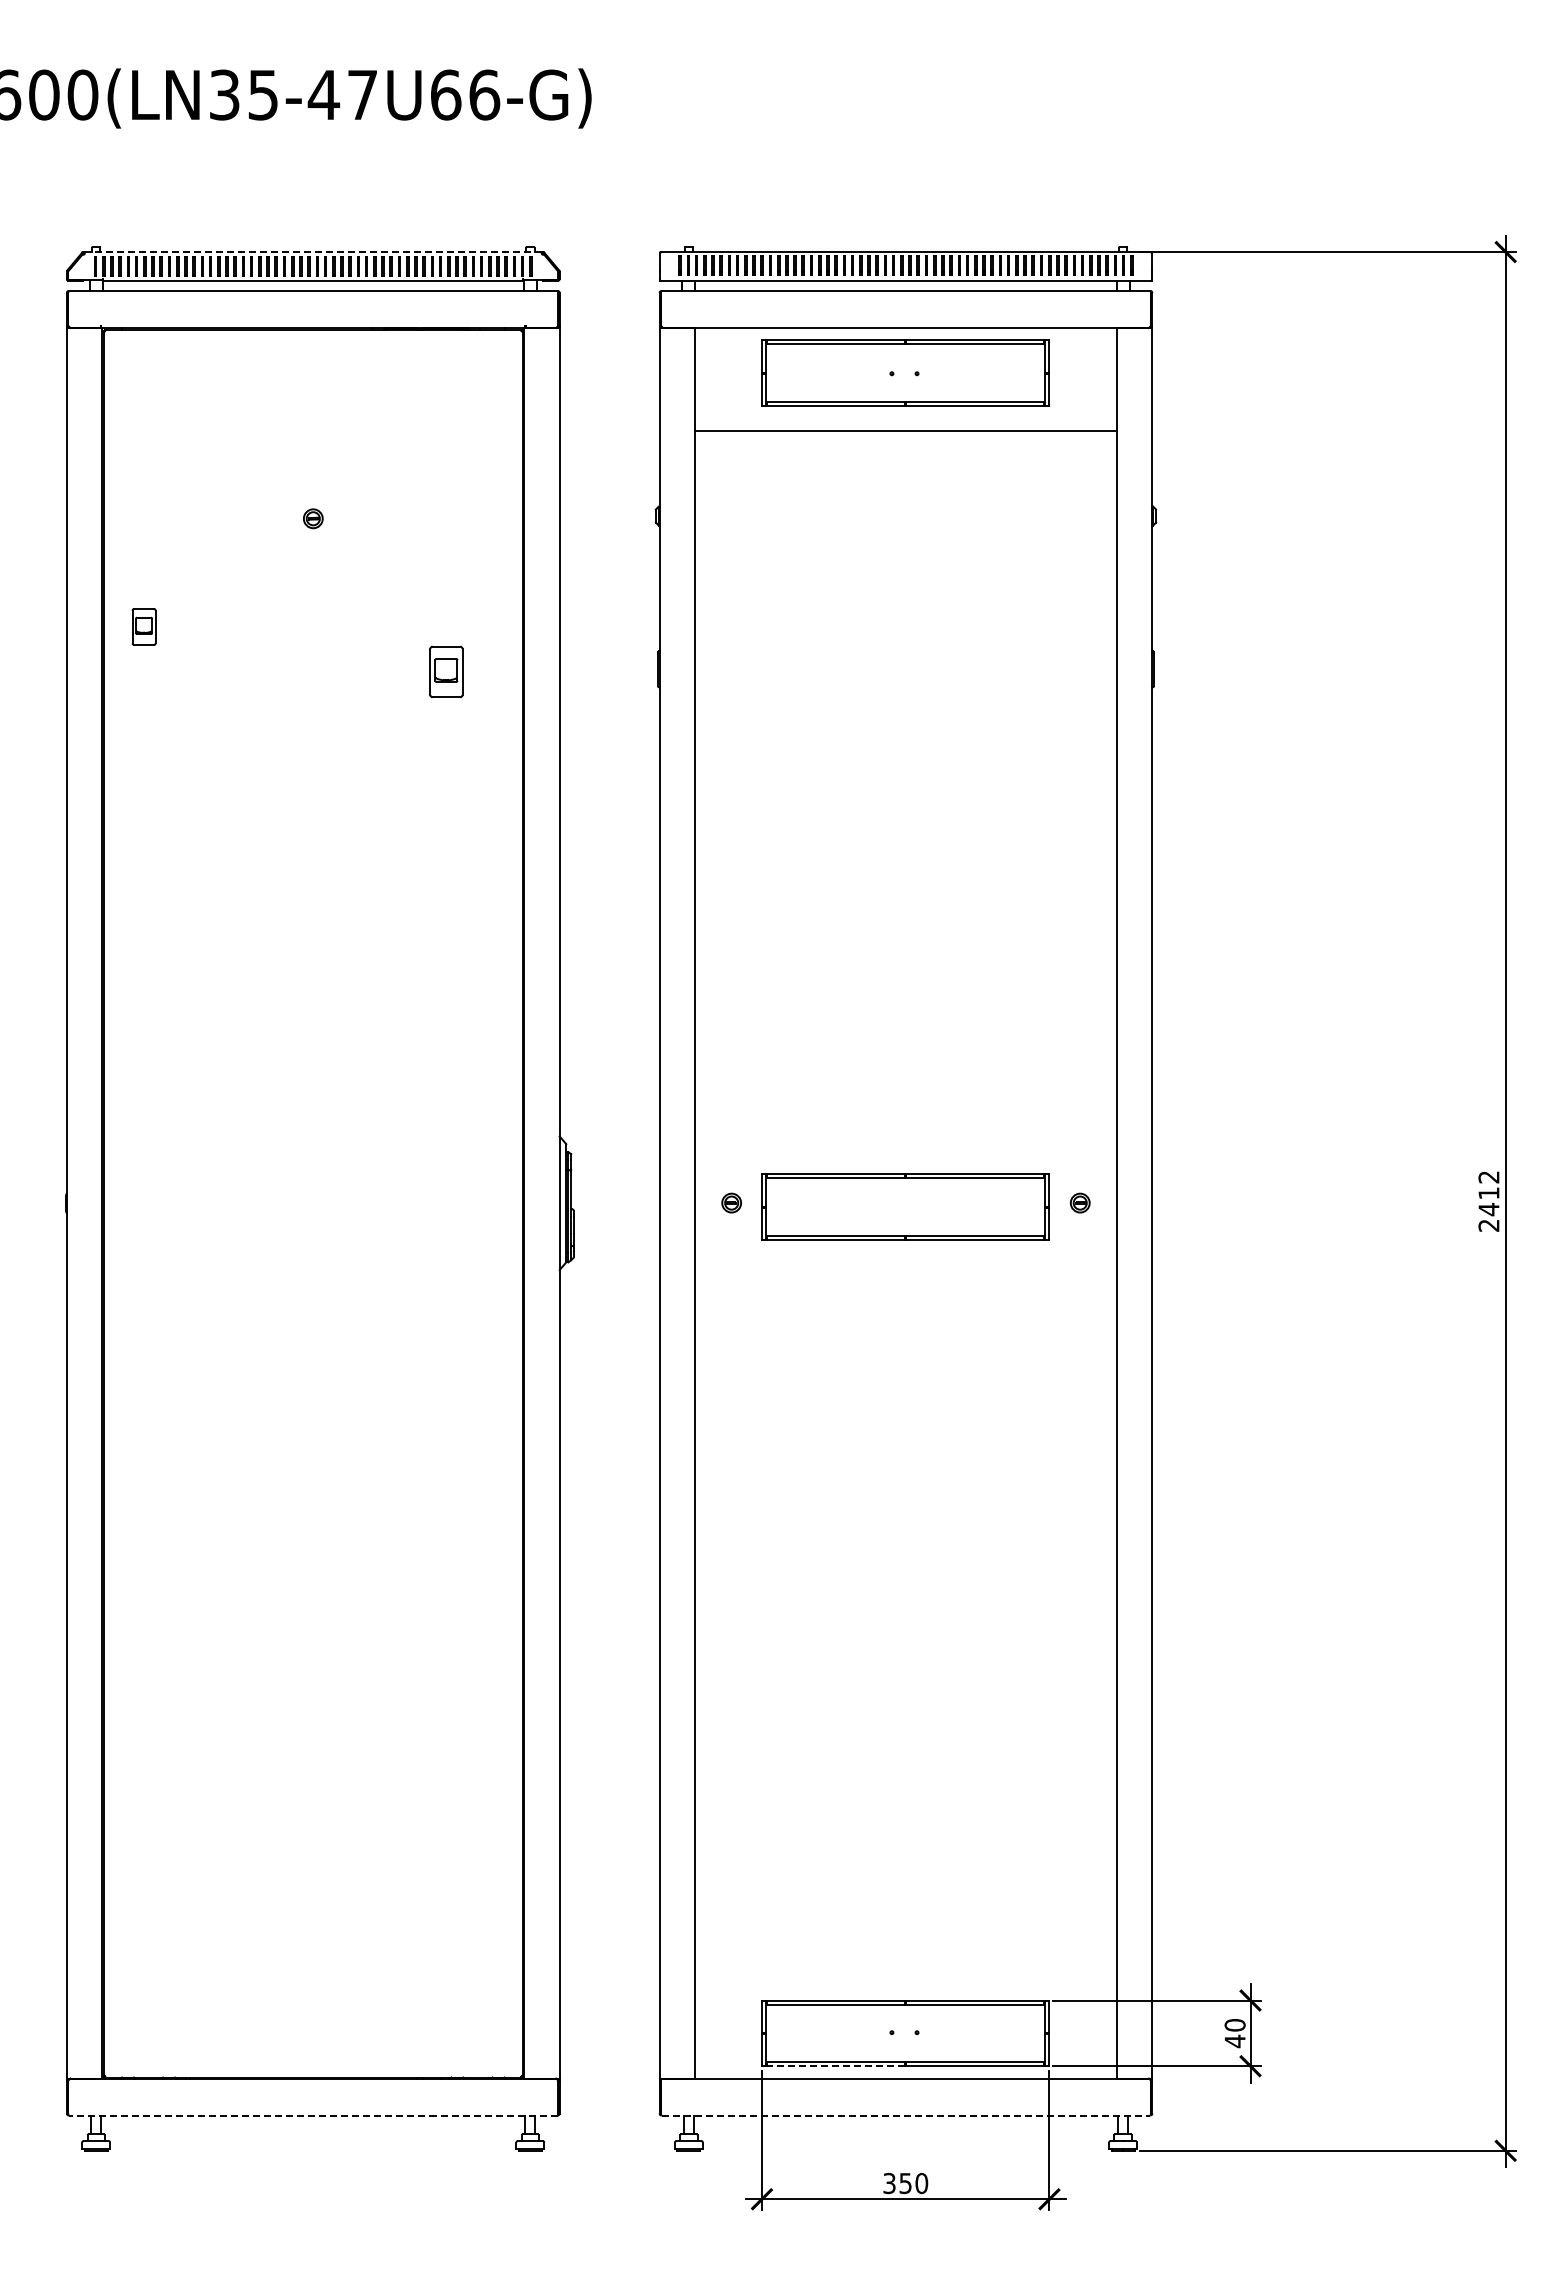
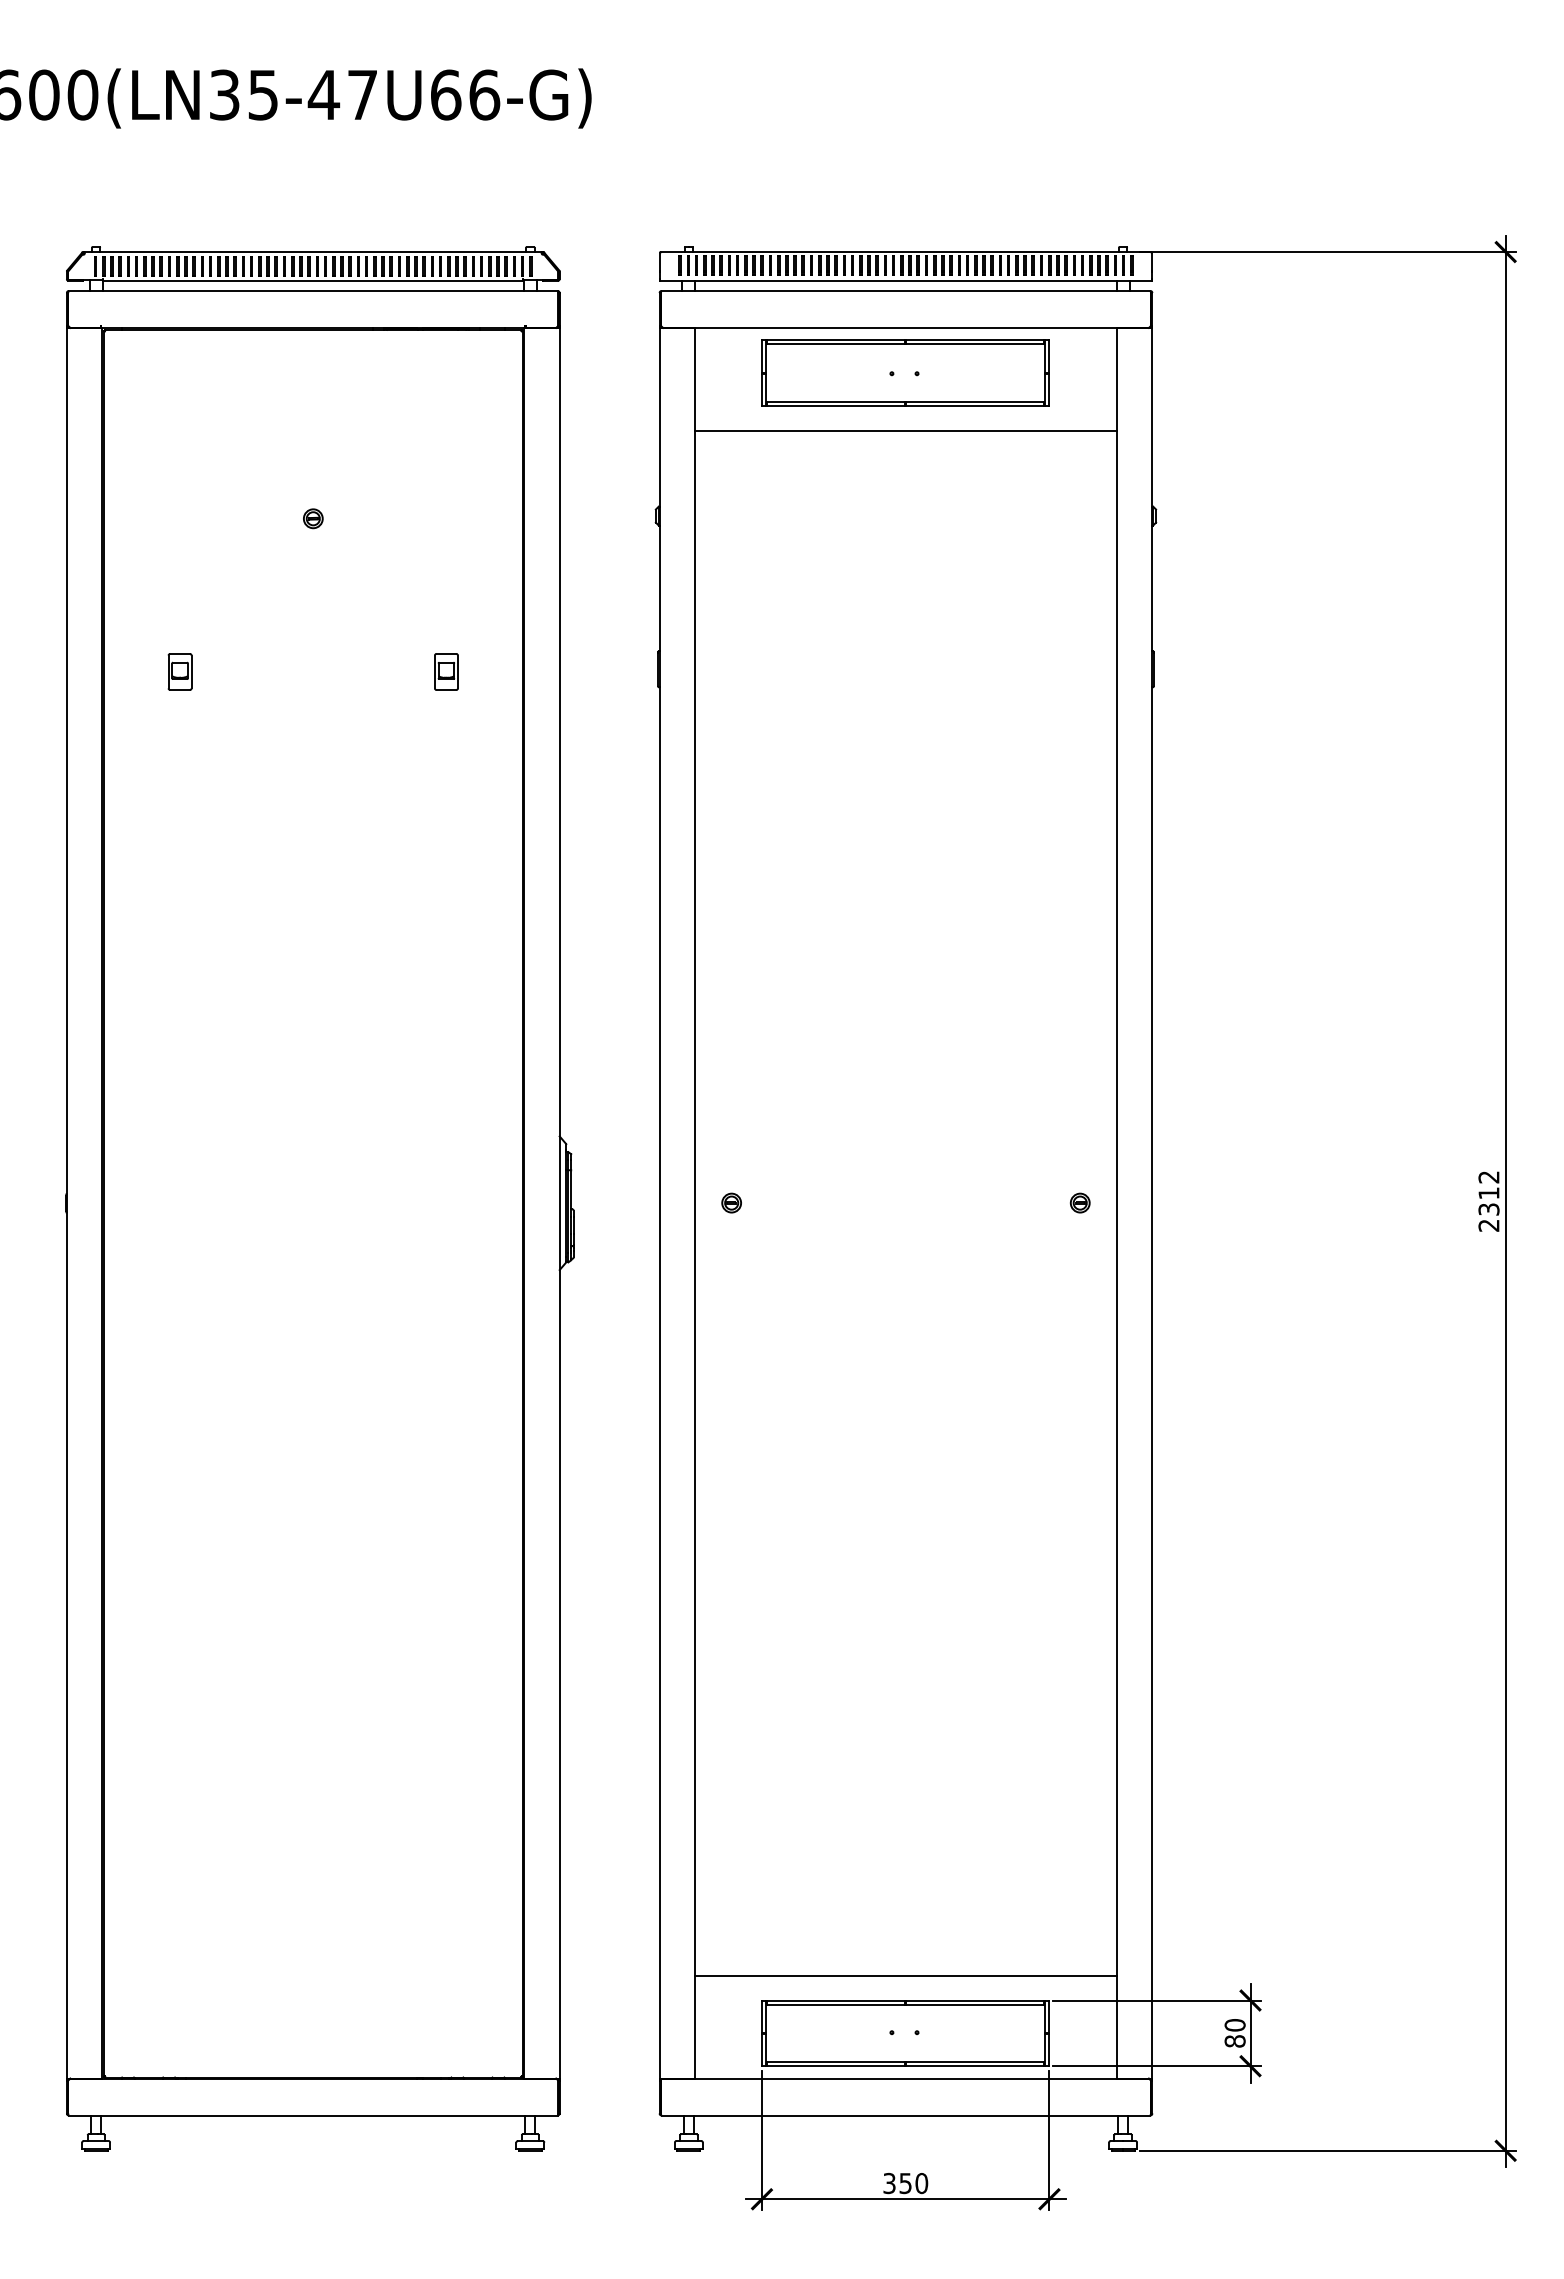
line: dashed -> solid (313, 252)
part position: (143, 626) -> (179, 671) (179, 671)
part size: 35x53 px -> 25x38 px (446, 671)
part: present -> none (905, 1206)
text: 2412 -> 2312 (1488, 1209)
line: none -> present (905, 1975)
text: 40 -> 80 (1234, 2041)
line: dashed -> solid (836, 2066)
line: dashed -> solid (312, 2115)
line: dashed -> solid (906, 2115)
